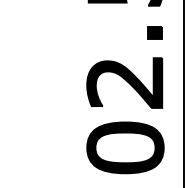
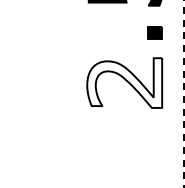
fill: present -> none (124, 82)
line: solid -> dashed (184, 93)
part: present -> none (125, 147)
